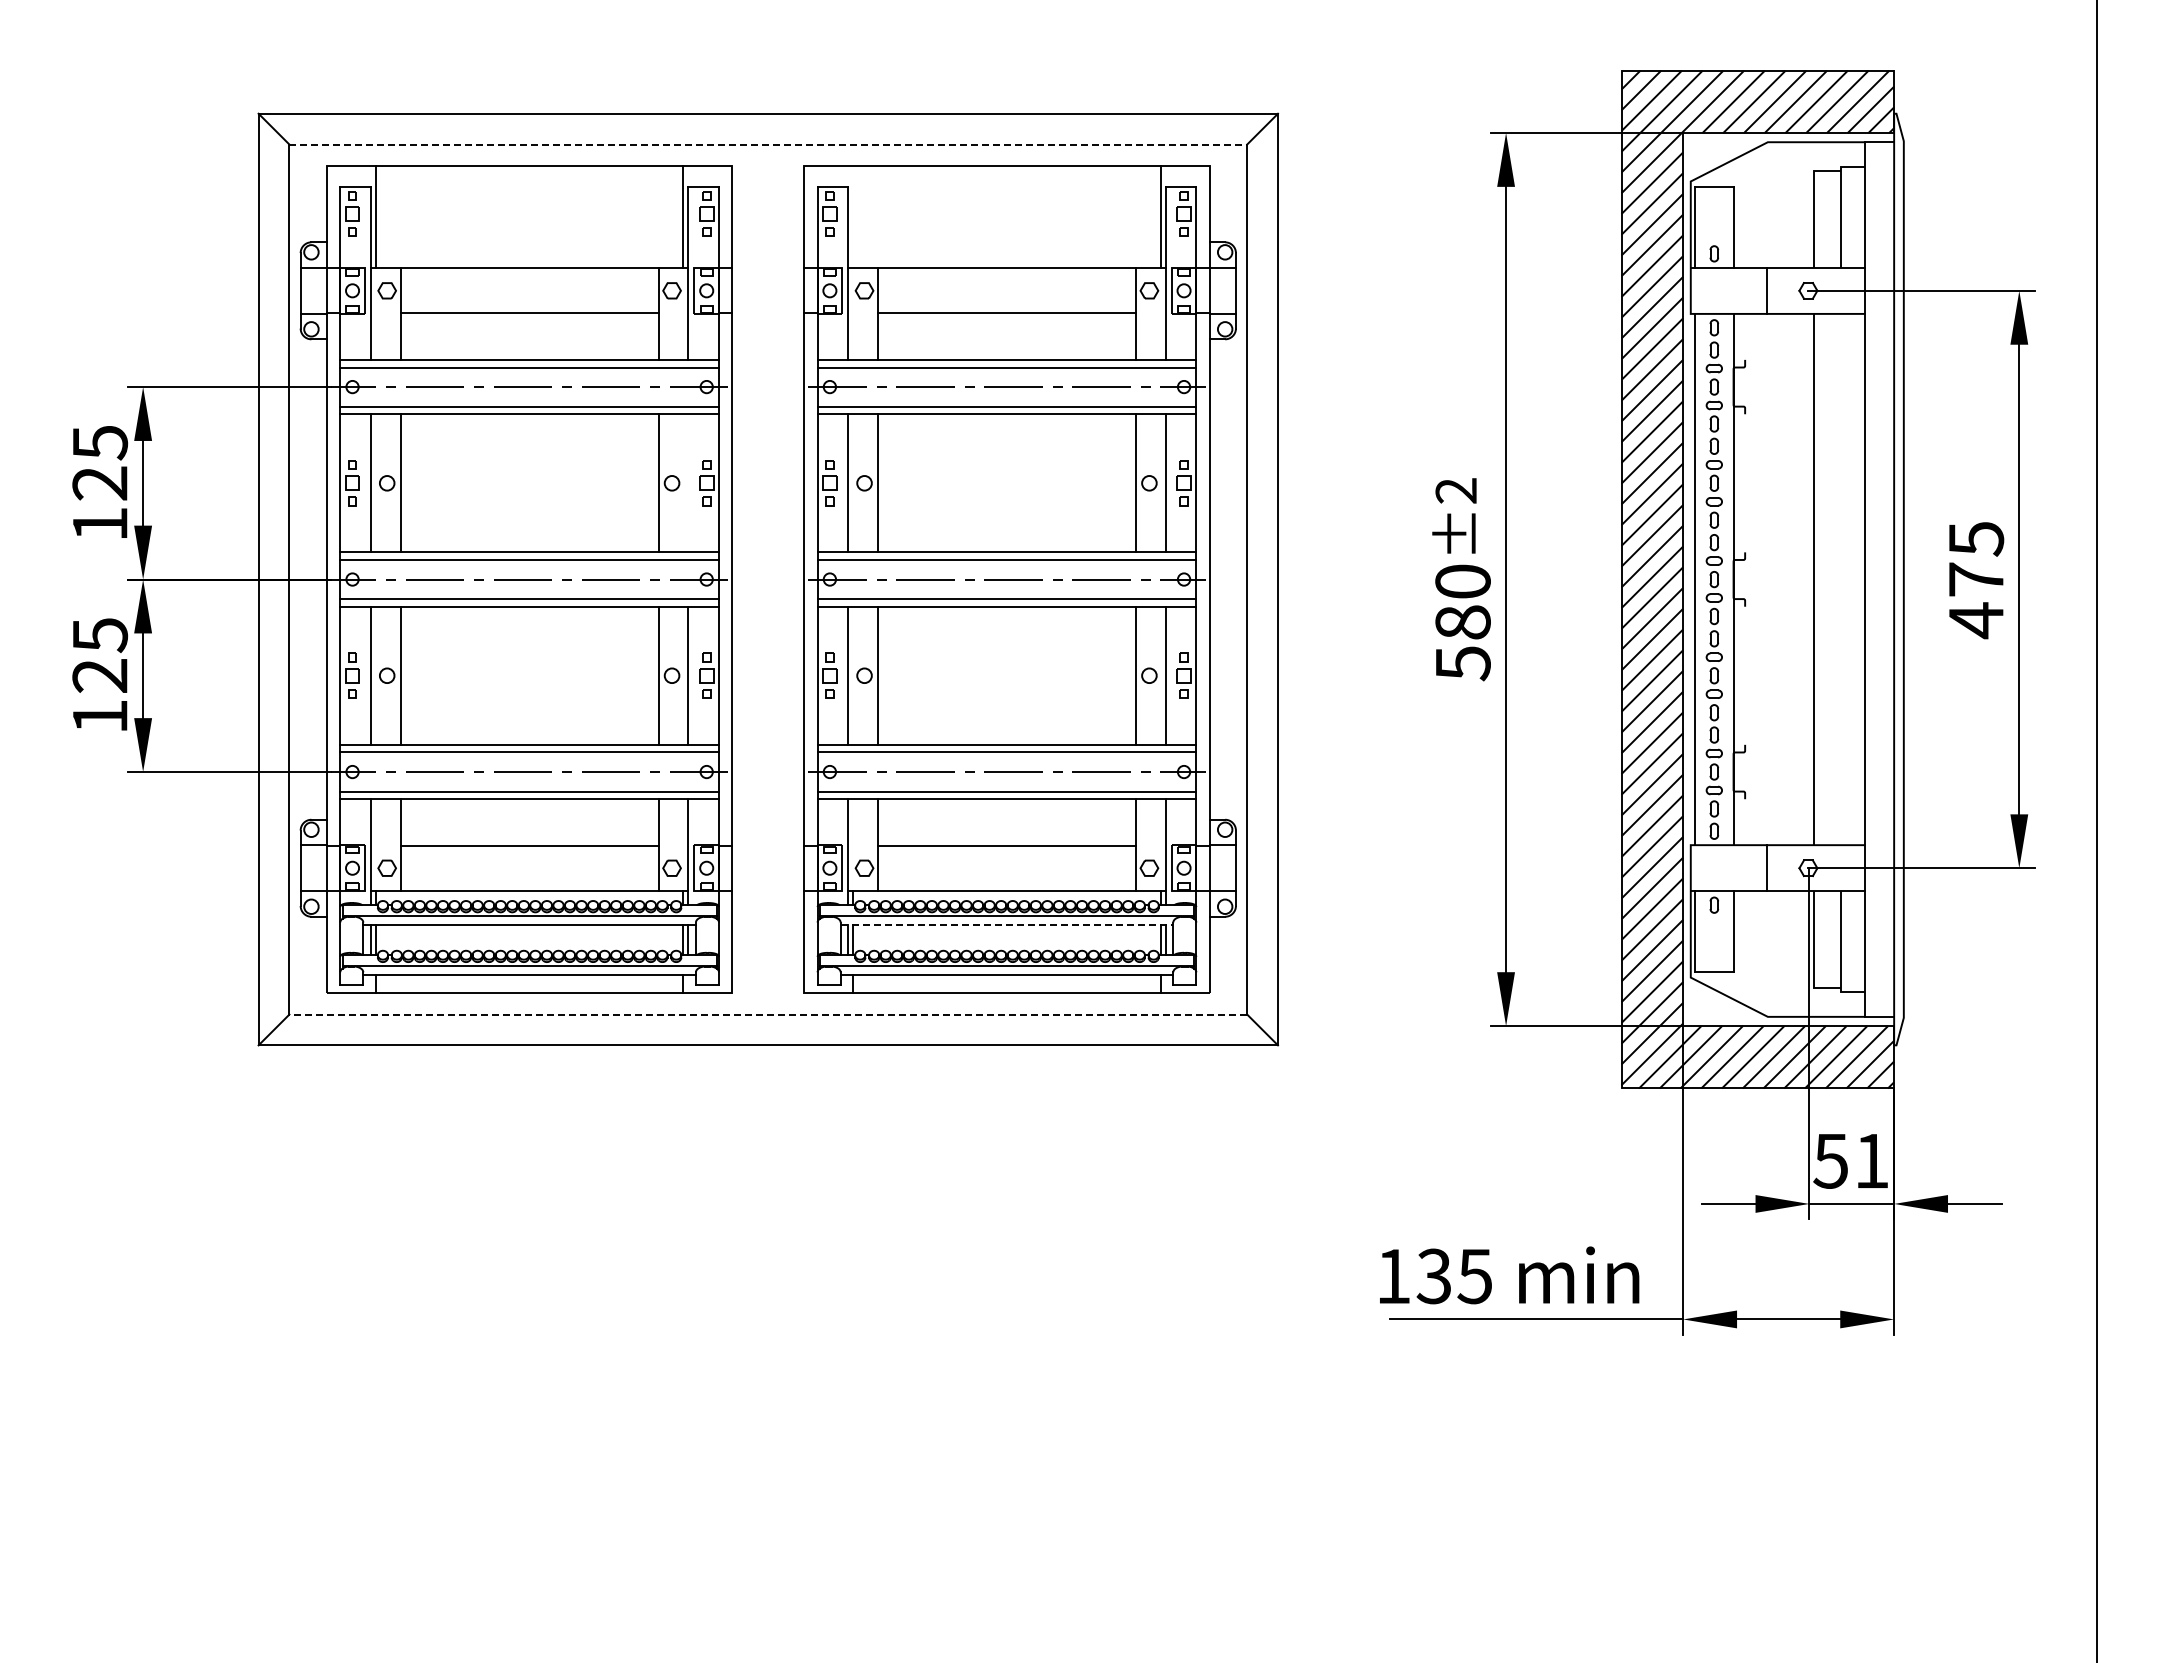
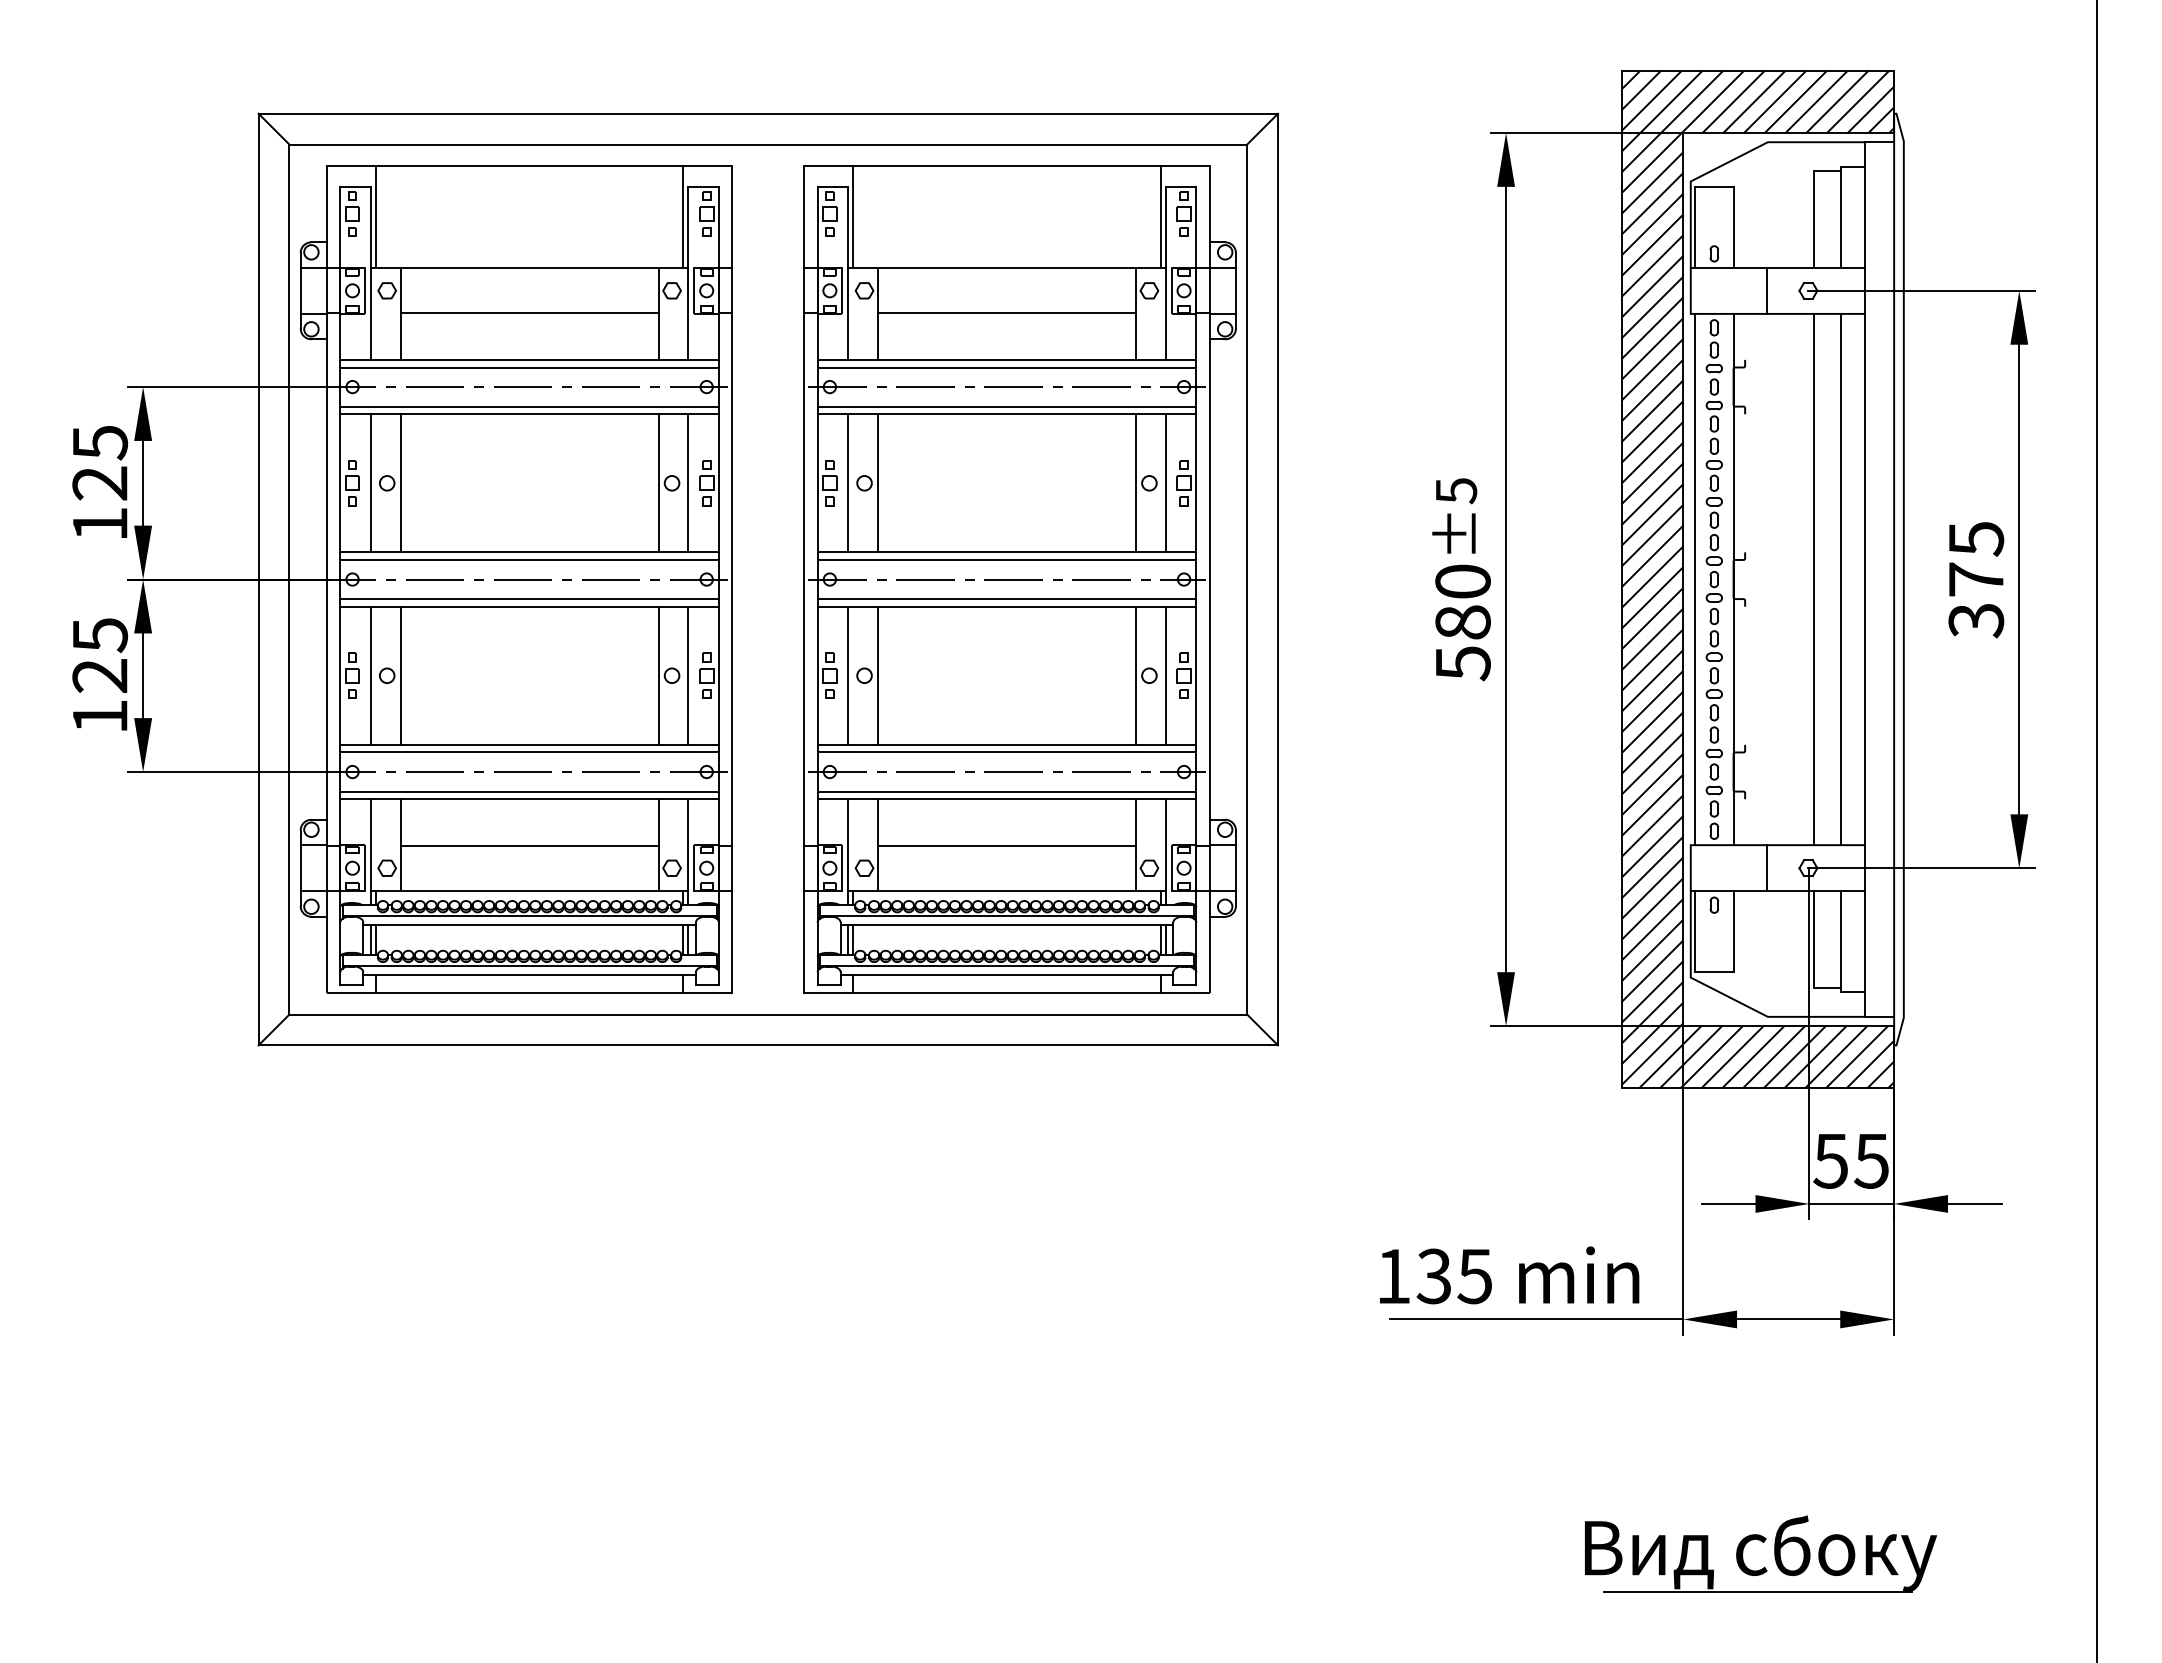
line: dashed -> solid (768, 144)
line: none -> present (853, 216)
line: none -> present (688, 483)
text: ±2 -> ±5 (1456, 491)
line: none -> present (1840, 579)
text: 475 -> 375 (1976, 620)
line: dashed -> solid (1007, 925)
line: dashed -> solid (768, 1014)
text: 51 -> 55 (1871, 1161)
part: none -> present (1762, 1542)
